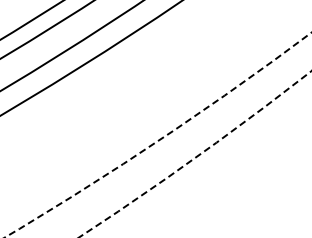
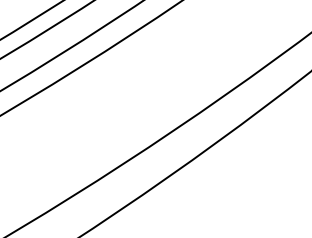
arc: dashed -> solid (160, 139)
arc: dashed -> solid (197, 156)
